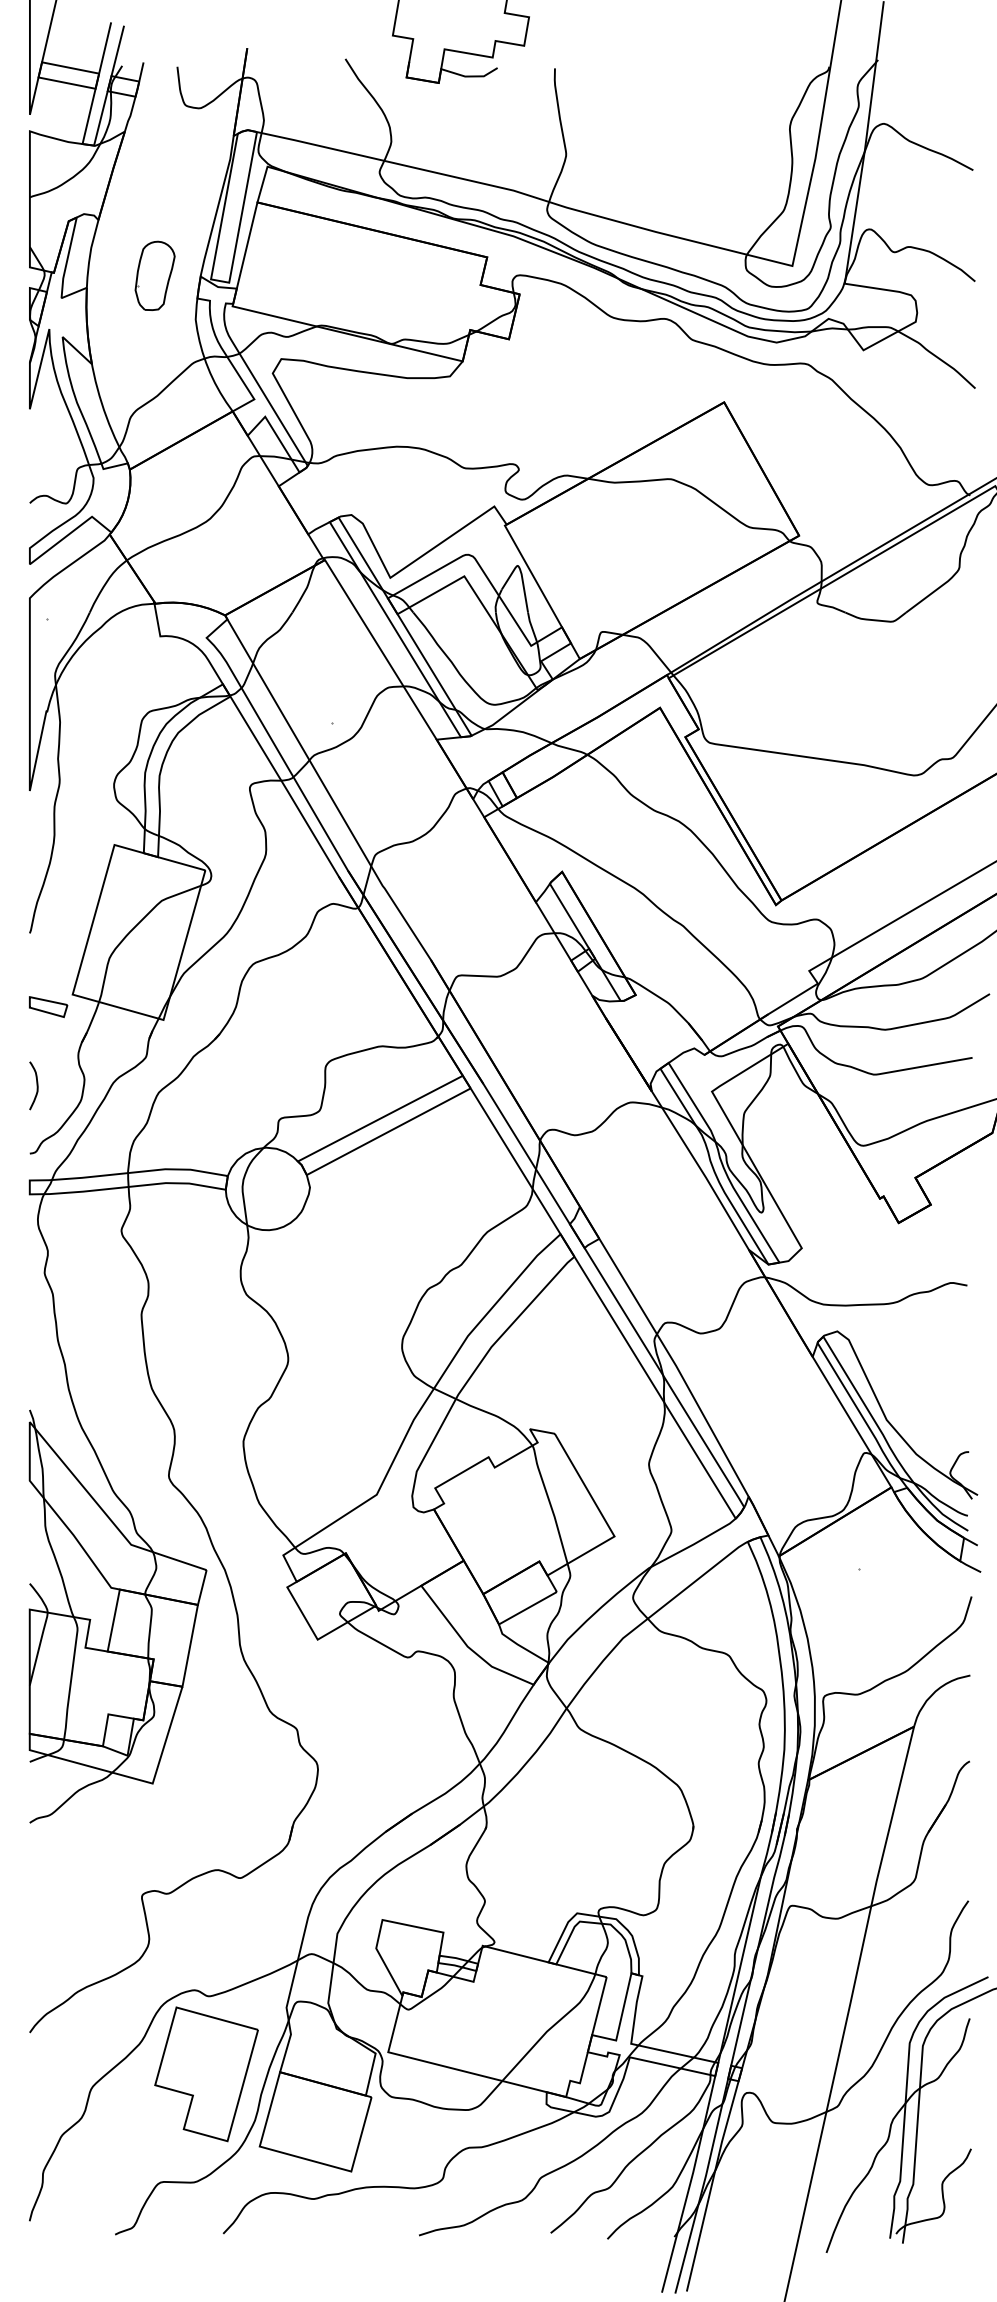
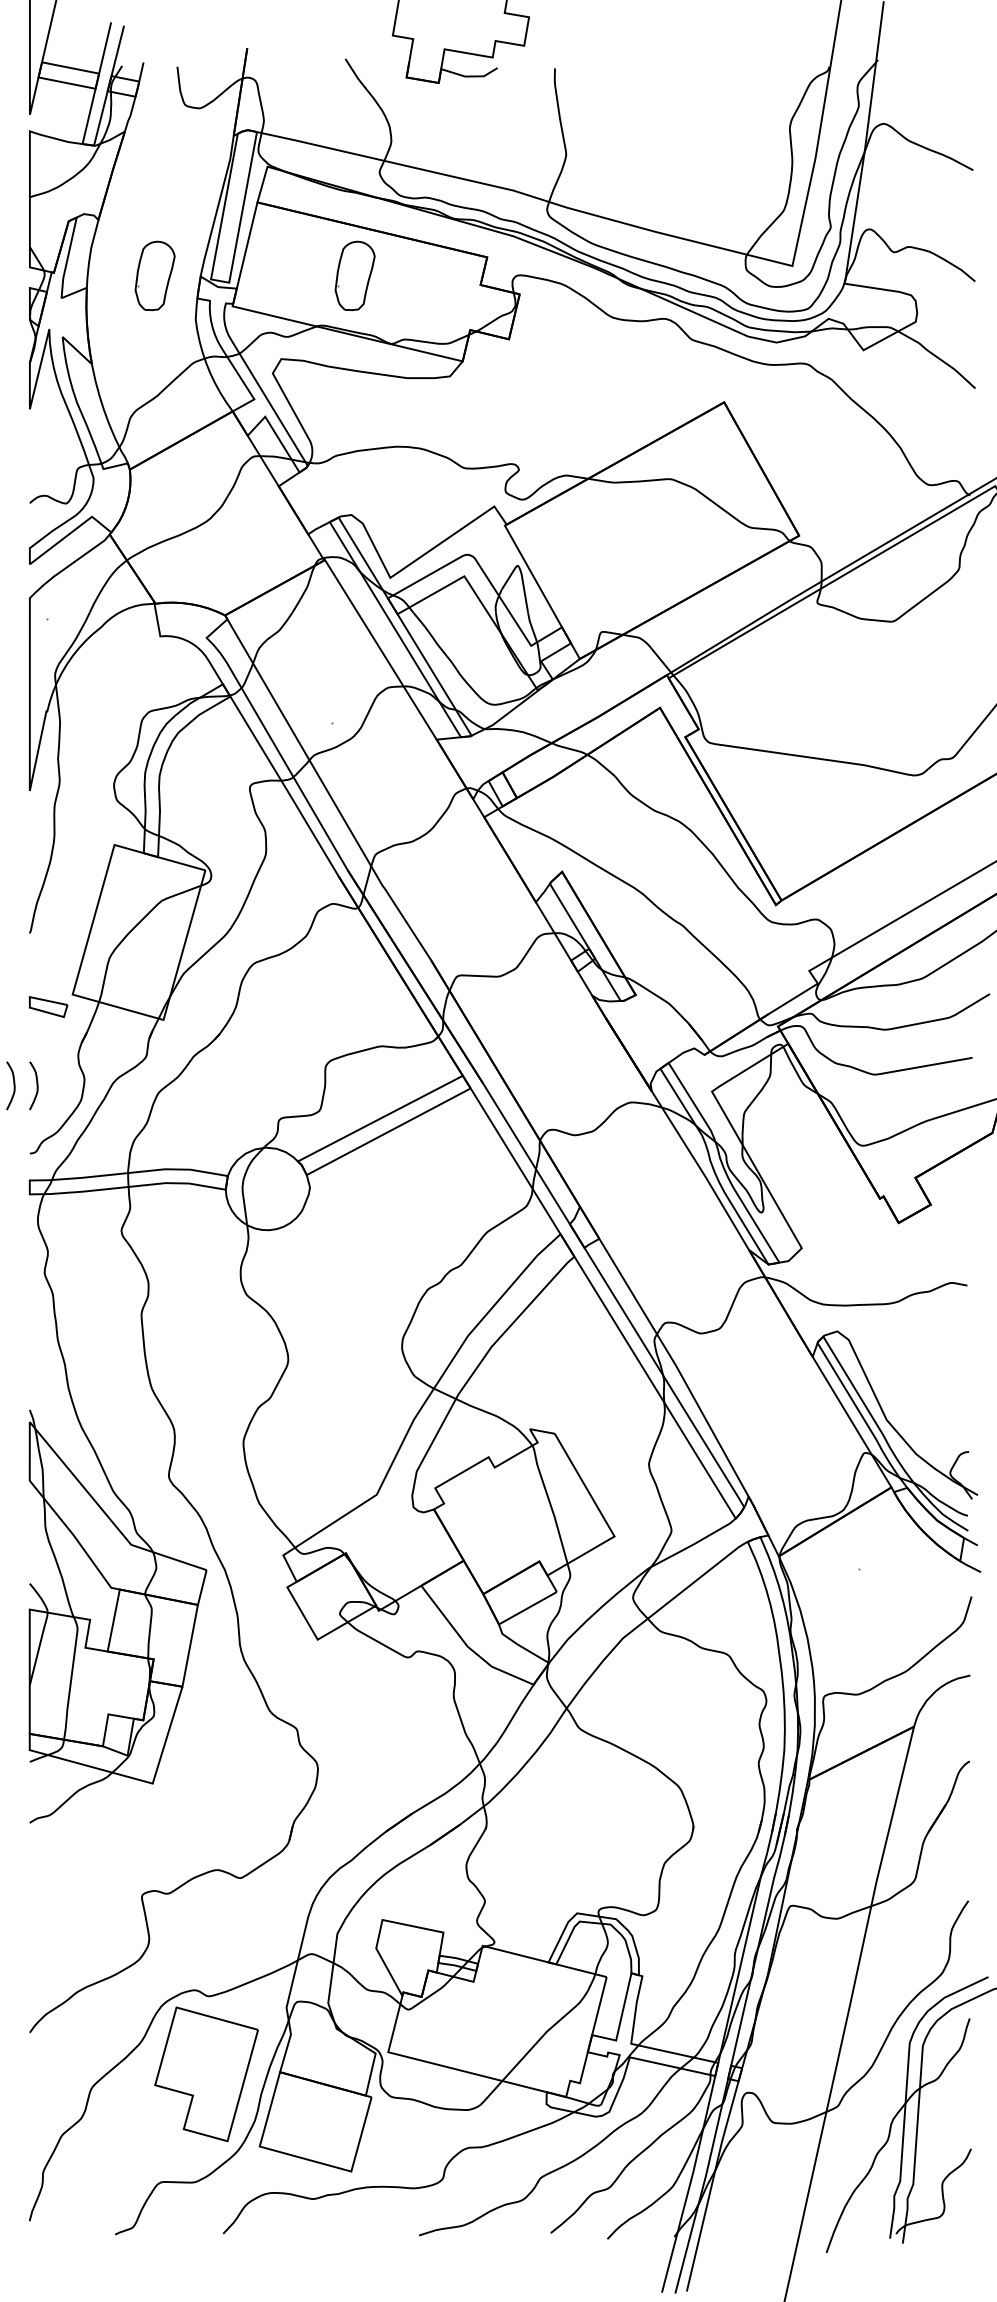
part: none -> present (354, 275)
curve: none -> present (13, 1085)
